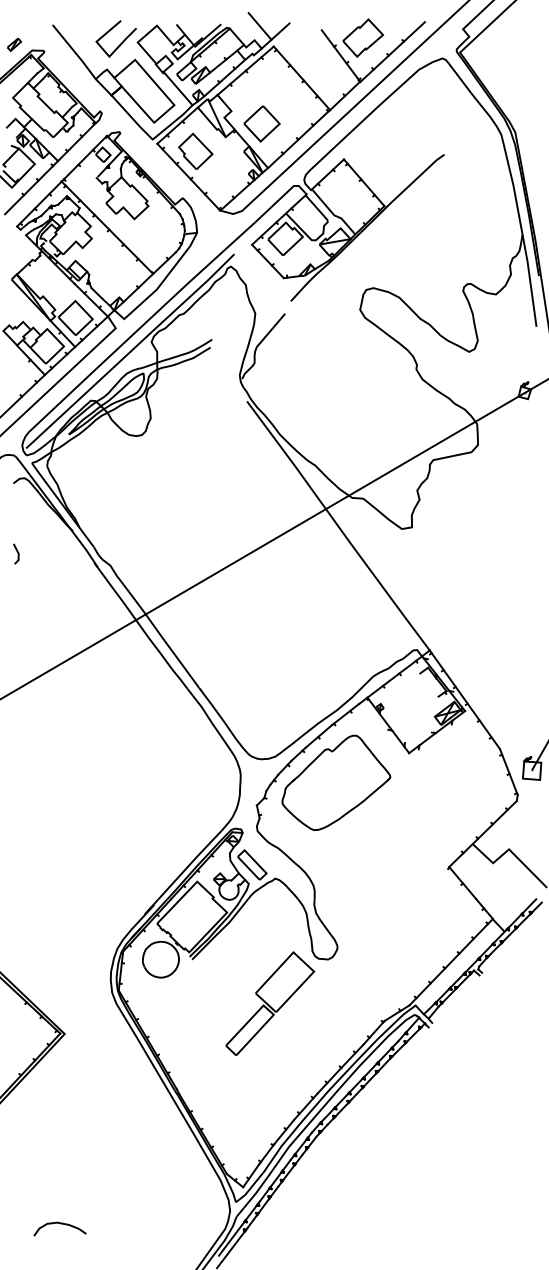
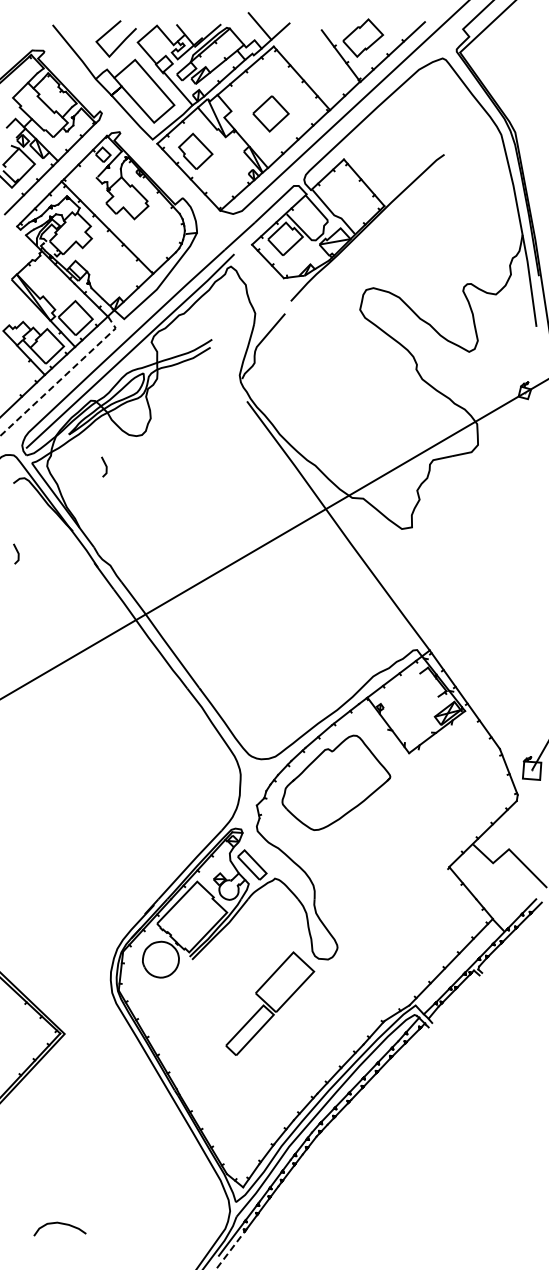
part: present -> none (14, 44)
part position: (261, 123) -> (270, 113) (270, 113)
line: solid -> dashed (63, 376)
line: none -> present (105, 466)
line: solid -> dashed (232, 1247)
